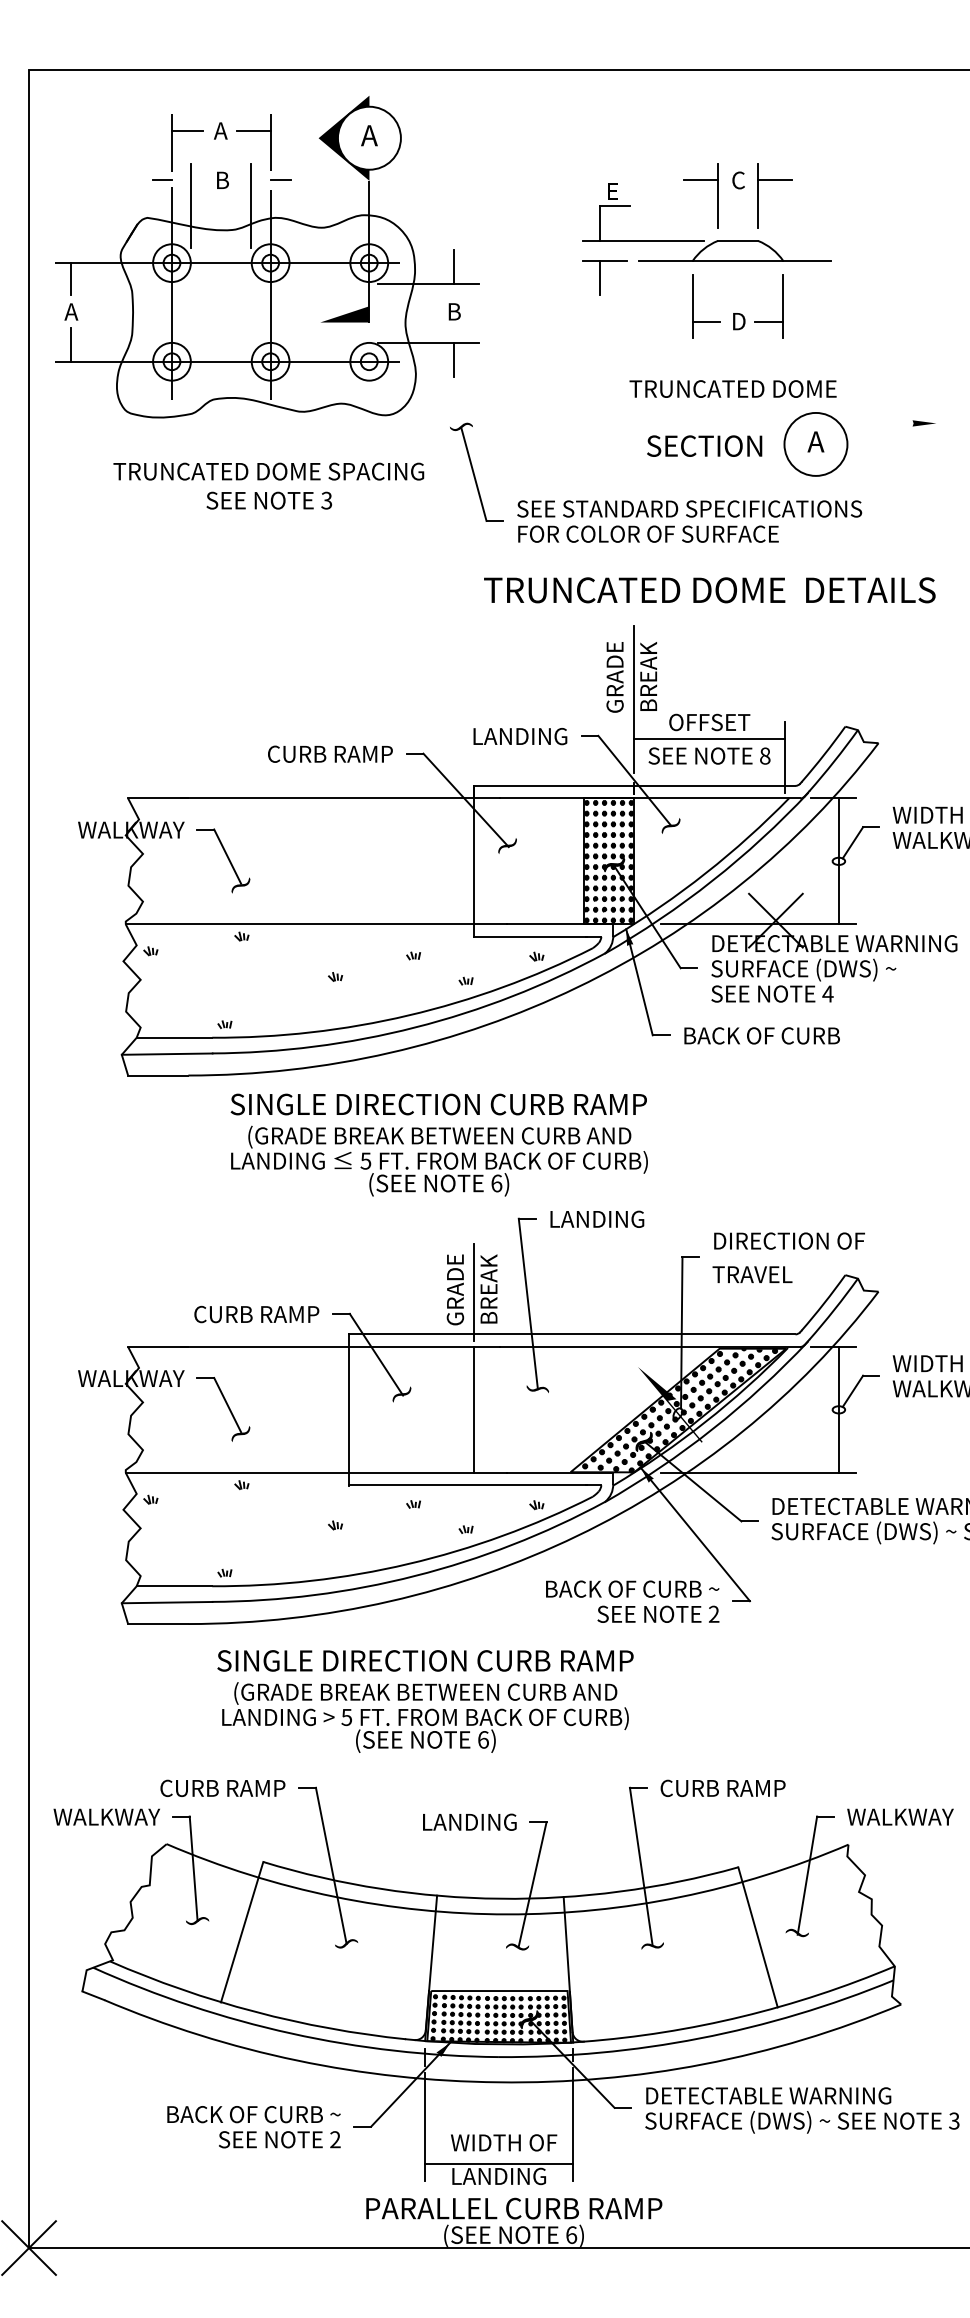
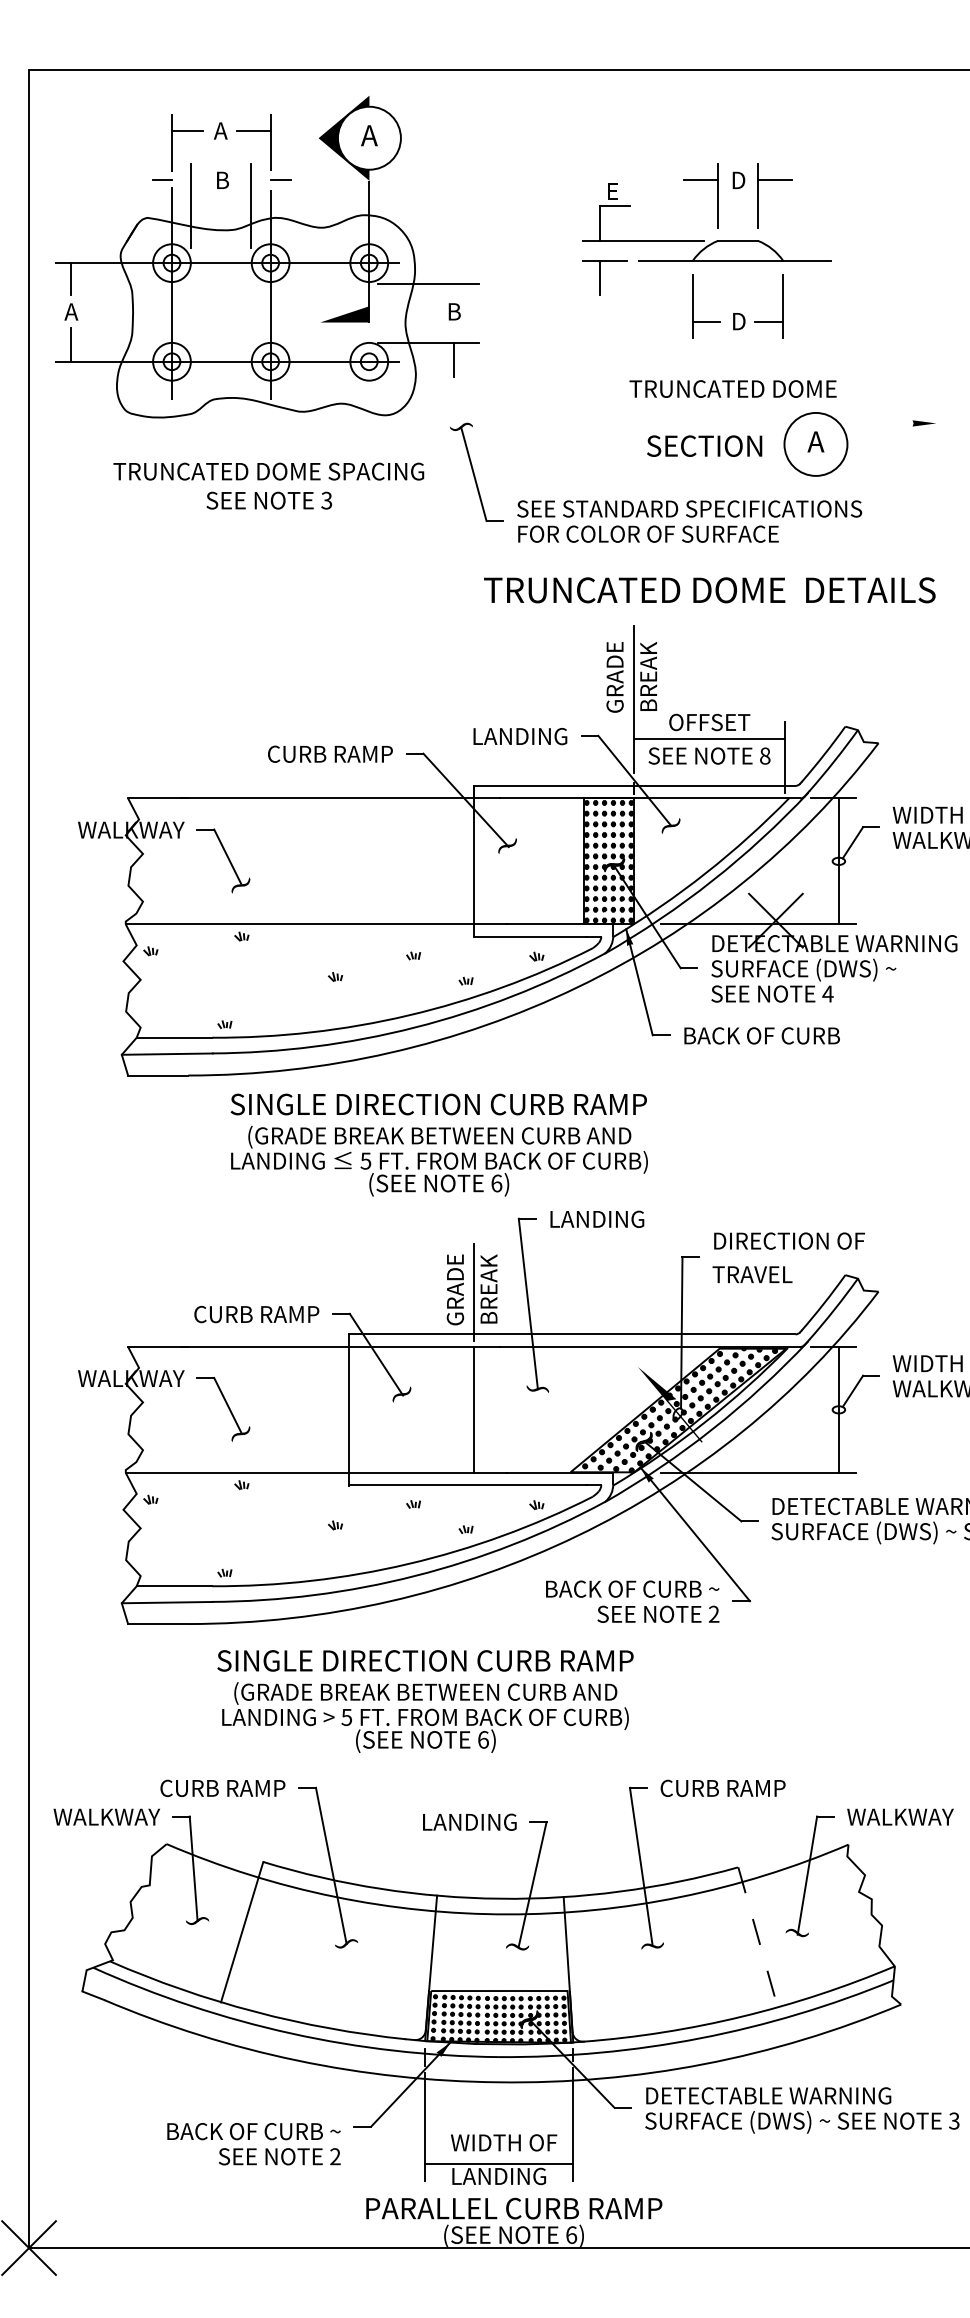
text: C -> D (738, 180)
line: present -> none (453, 266)
line: solid -> dashed (758, 1937)
text position: (253, 2127) -> (253, 2144) (253, 2144)
